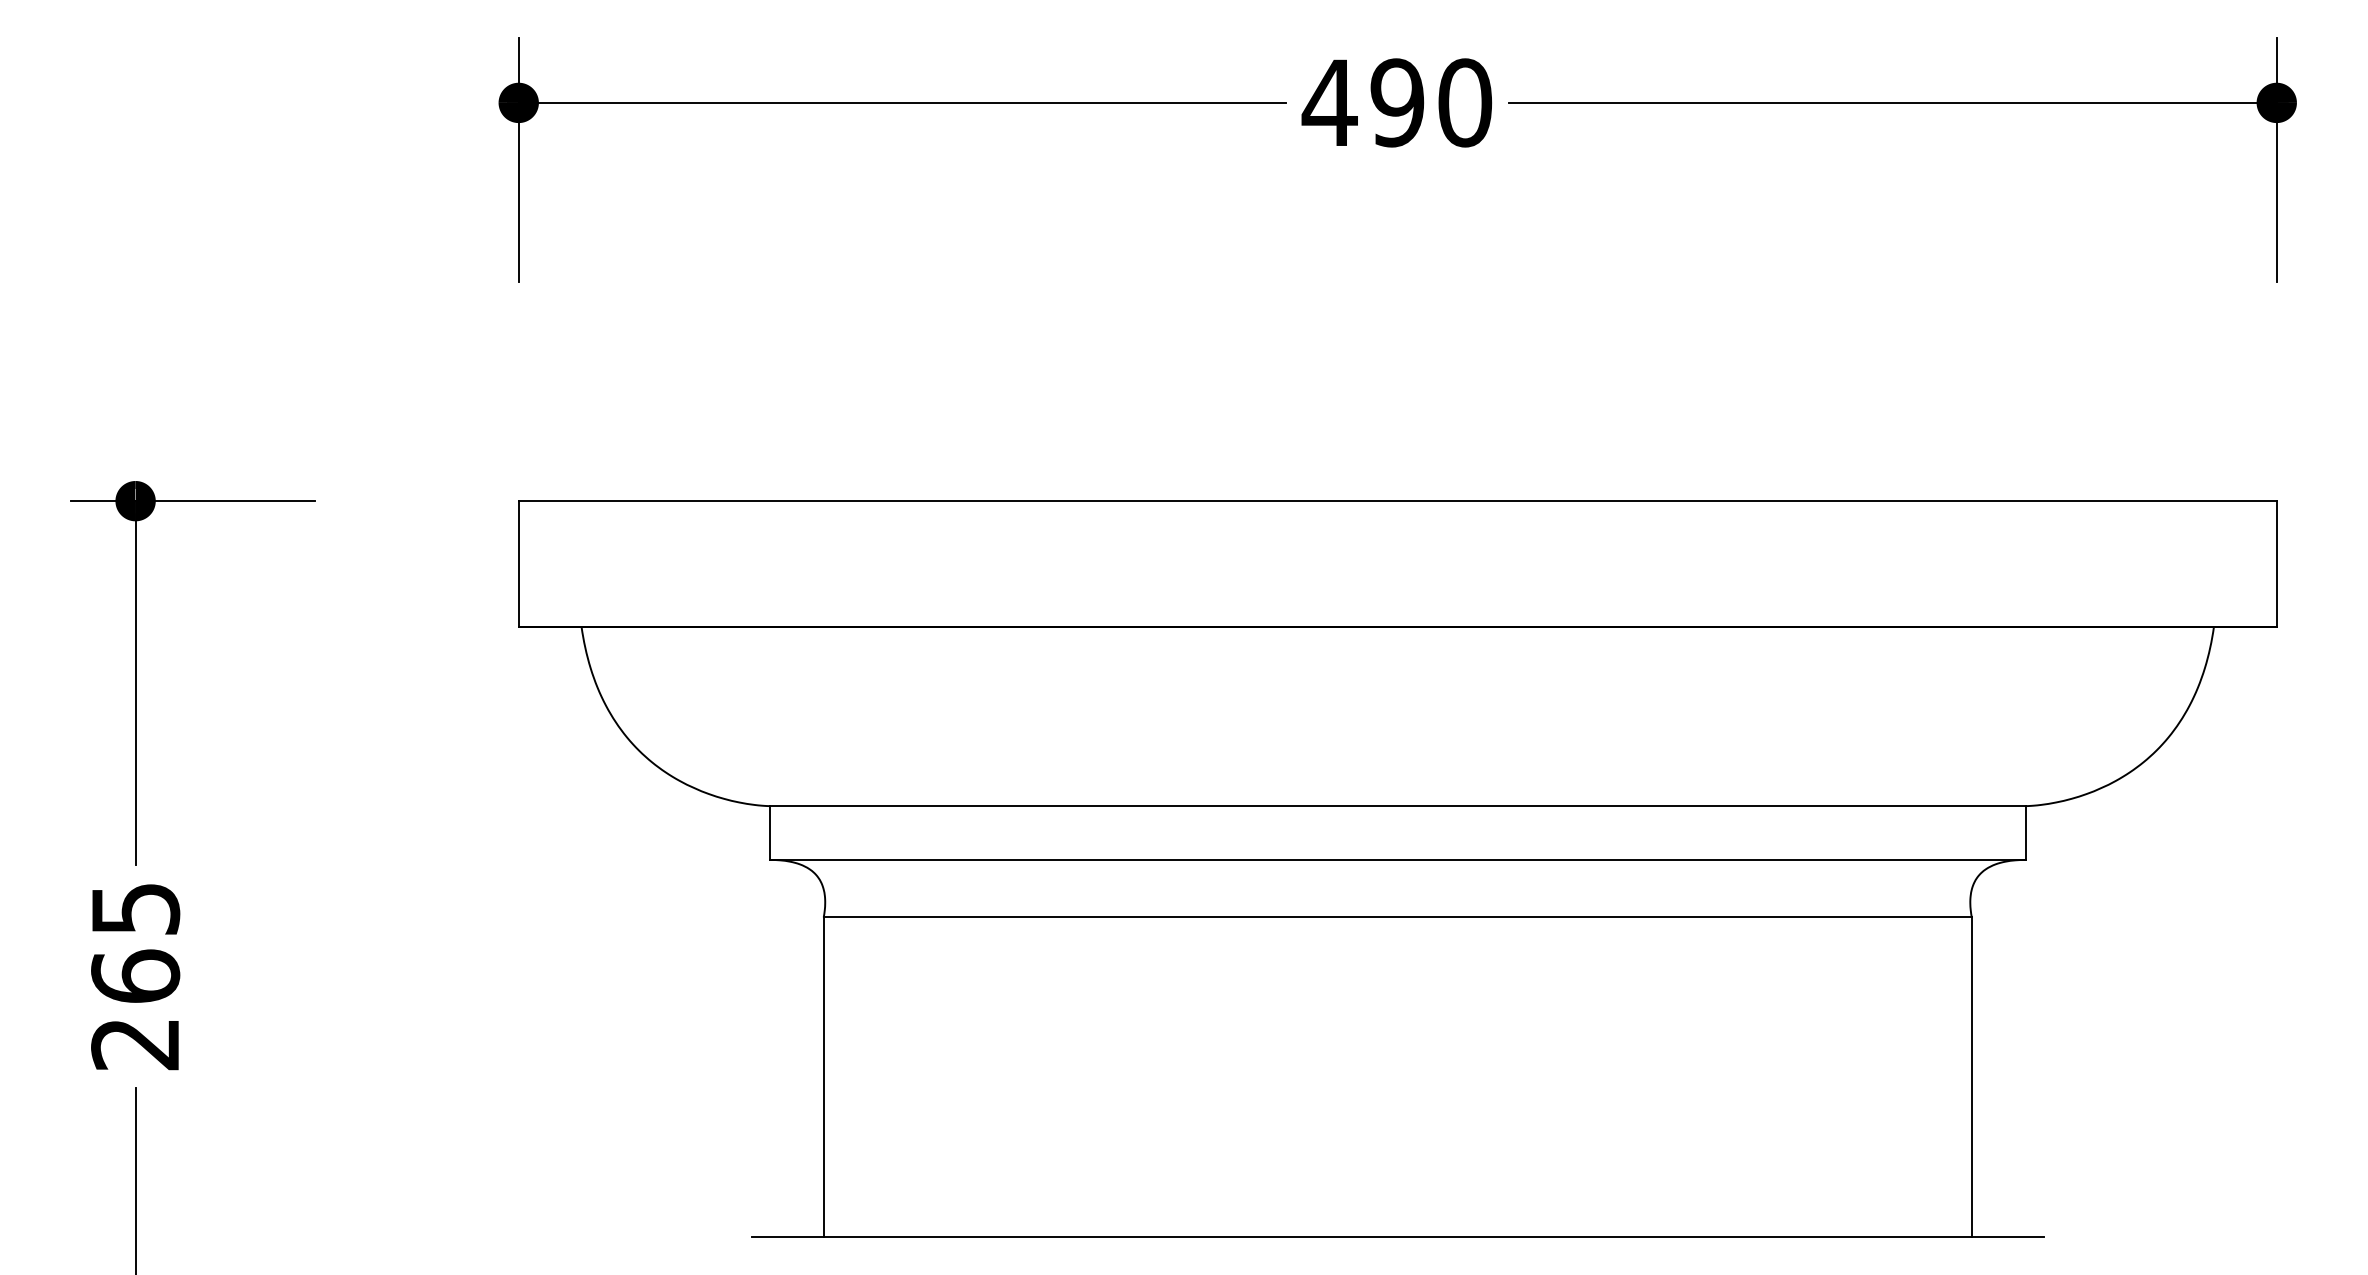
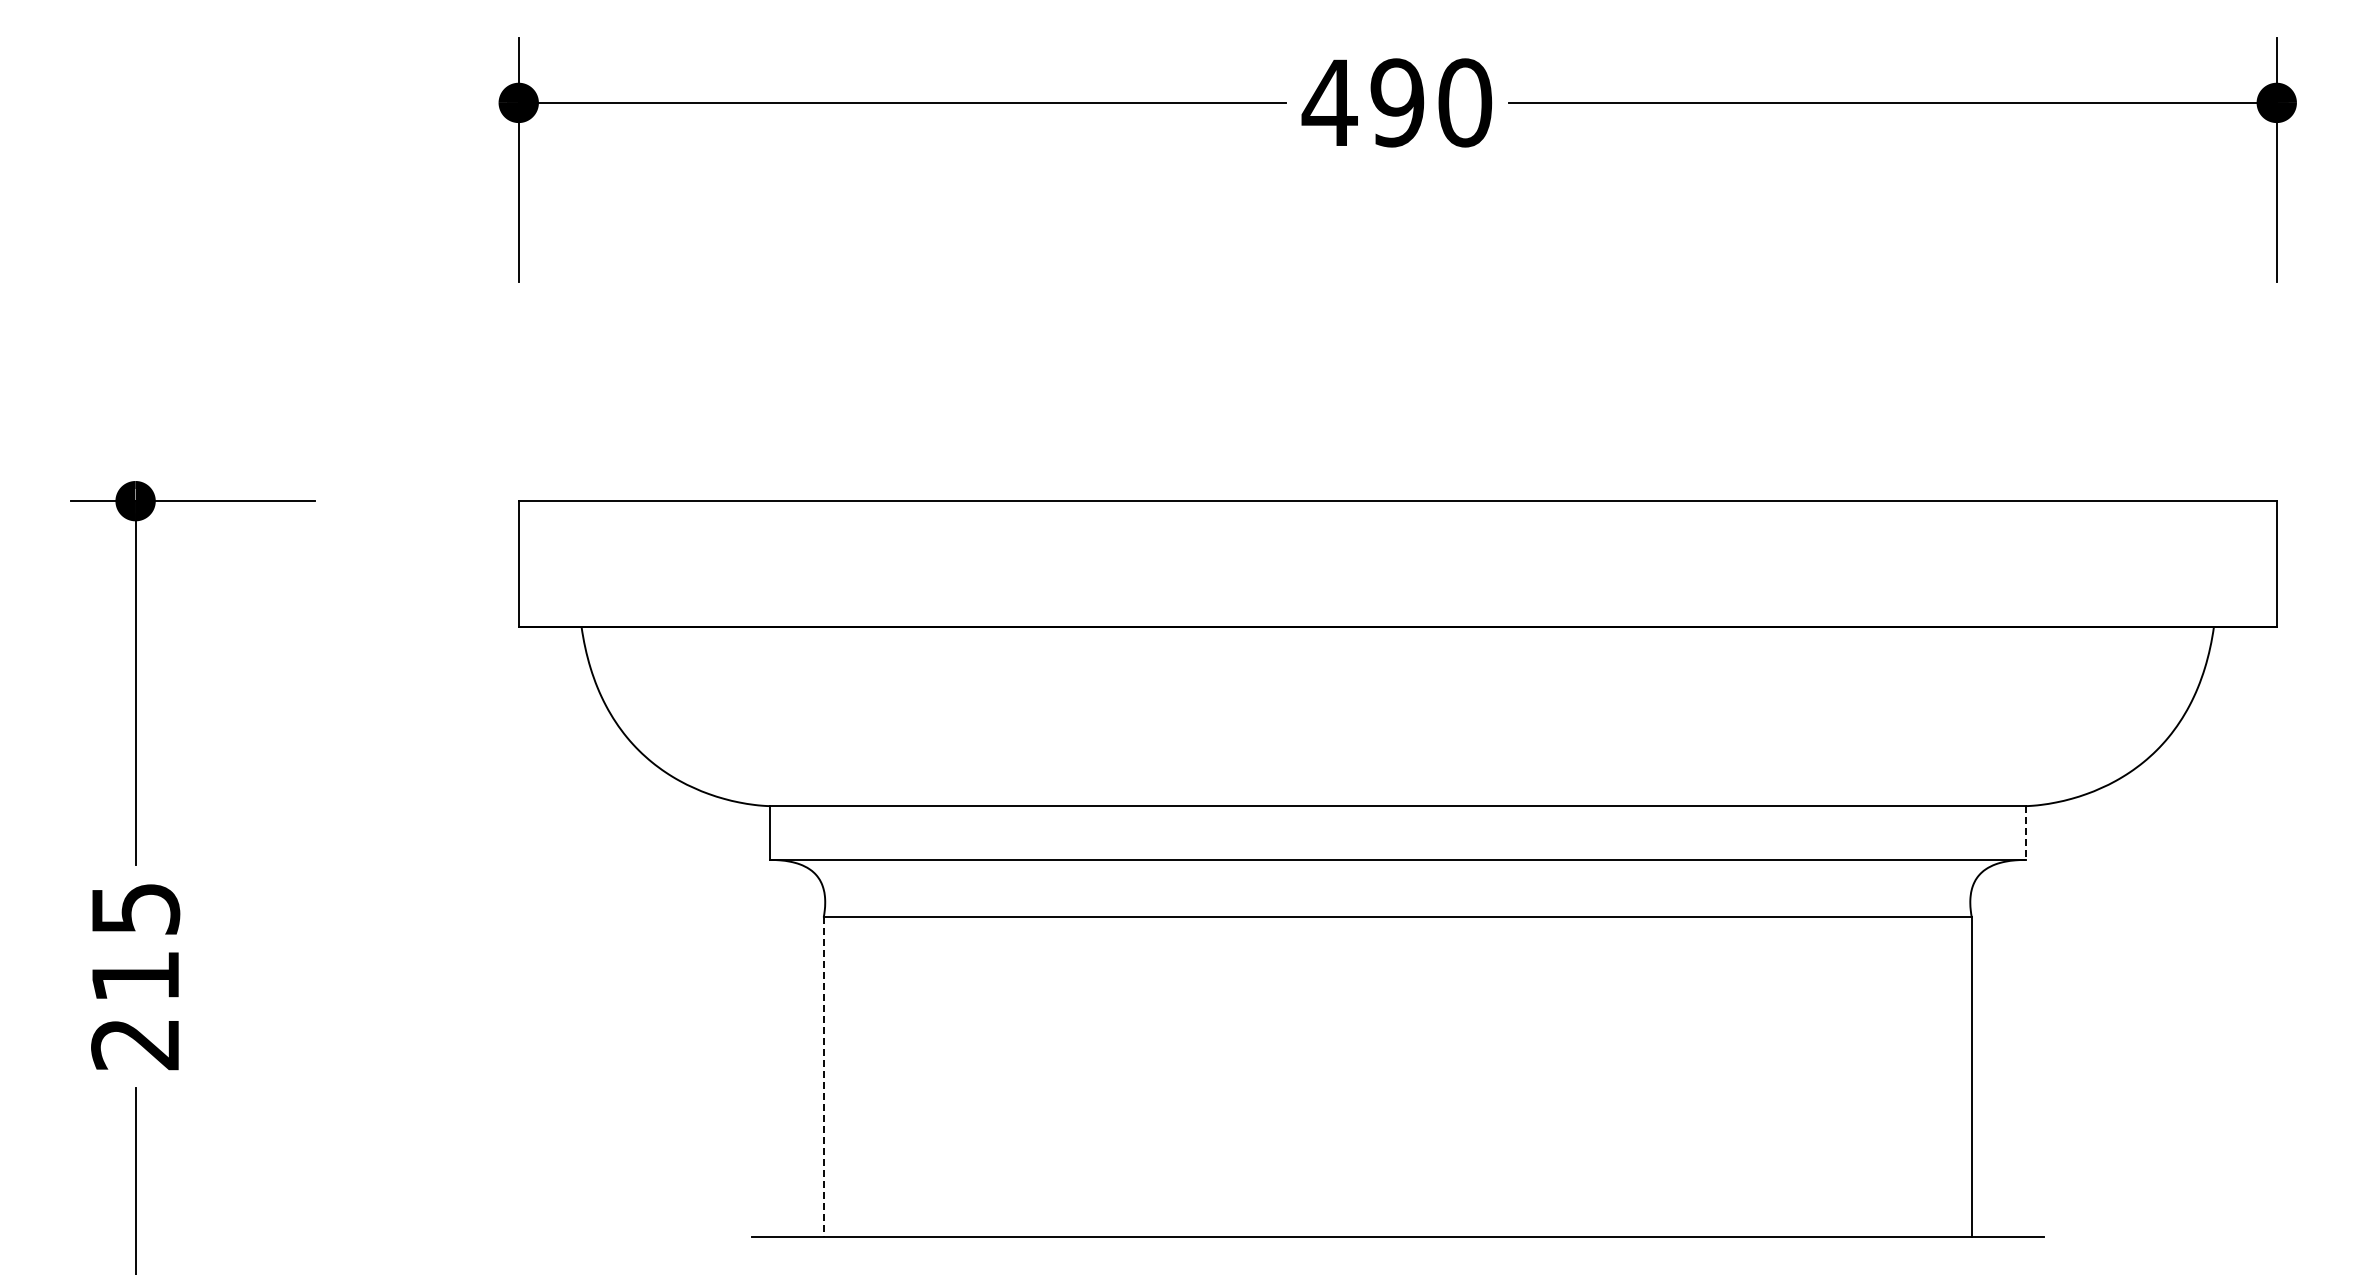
line: solid -> dashed (2025, 833)
text: 265 -> 215 (135, 975)
line: solid -> dashed (823, 1077)
